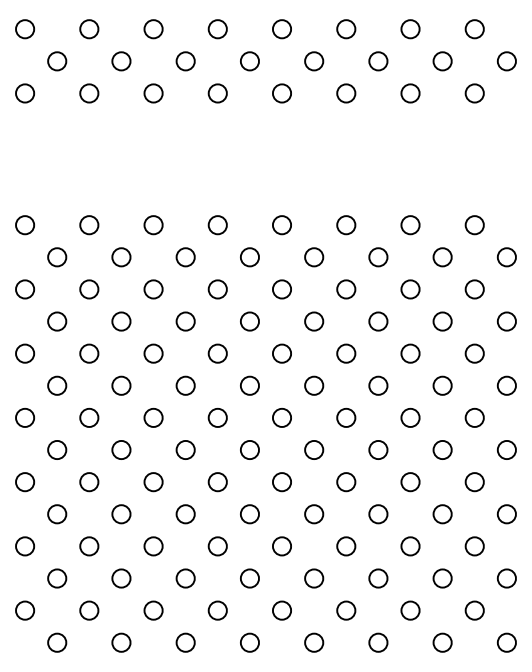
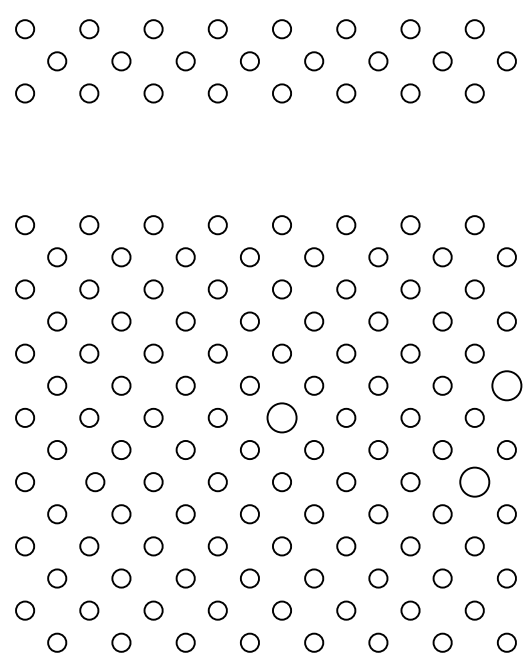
circle diameter: 18 px -> 29 px (506, 385)
circle diameter: 18 px -> 29 px (281, 417)
circle position: (89, 482) -> (95, 482) (95, 482)
circle diameter: 18 px -> 29 px (474, 481)
